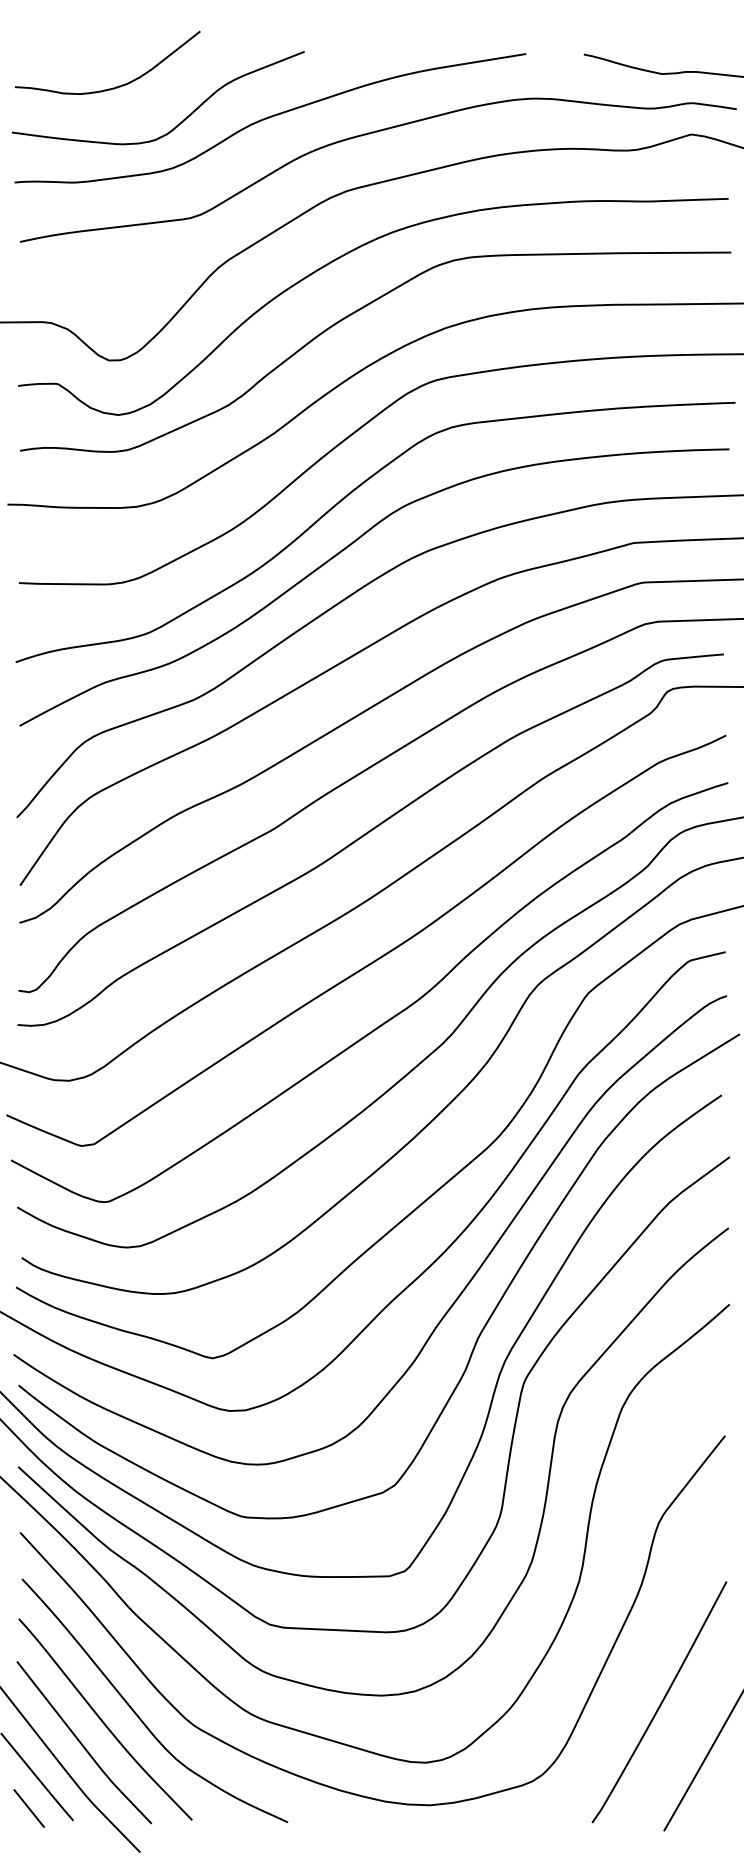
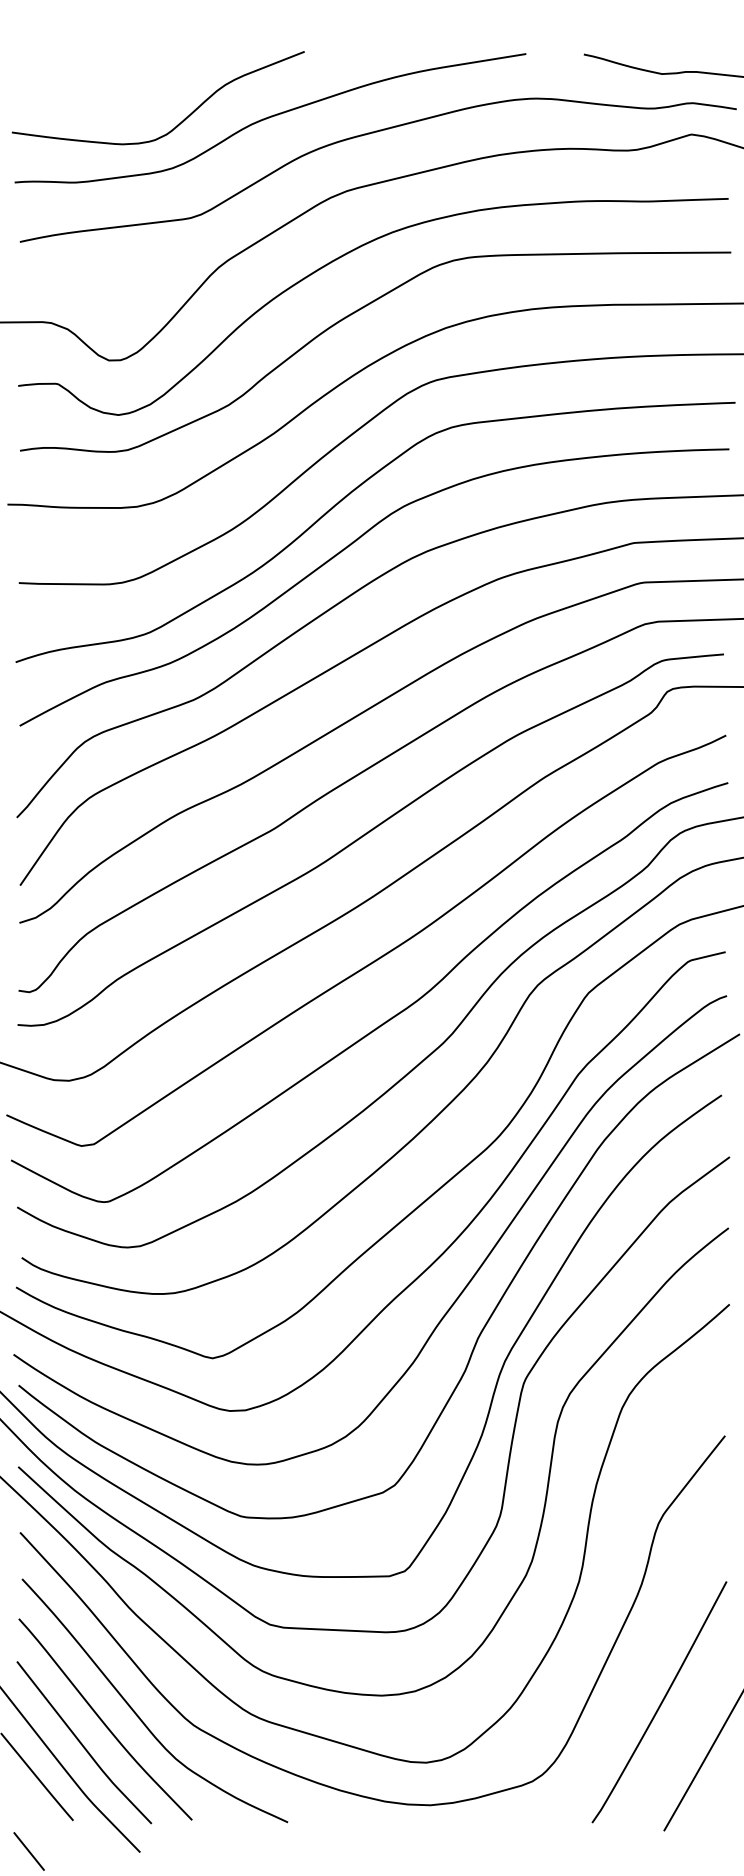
curve: present -> none (112, 87)
line position: (28, 1808) -> (28, 1851) (28, 1851)
